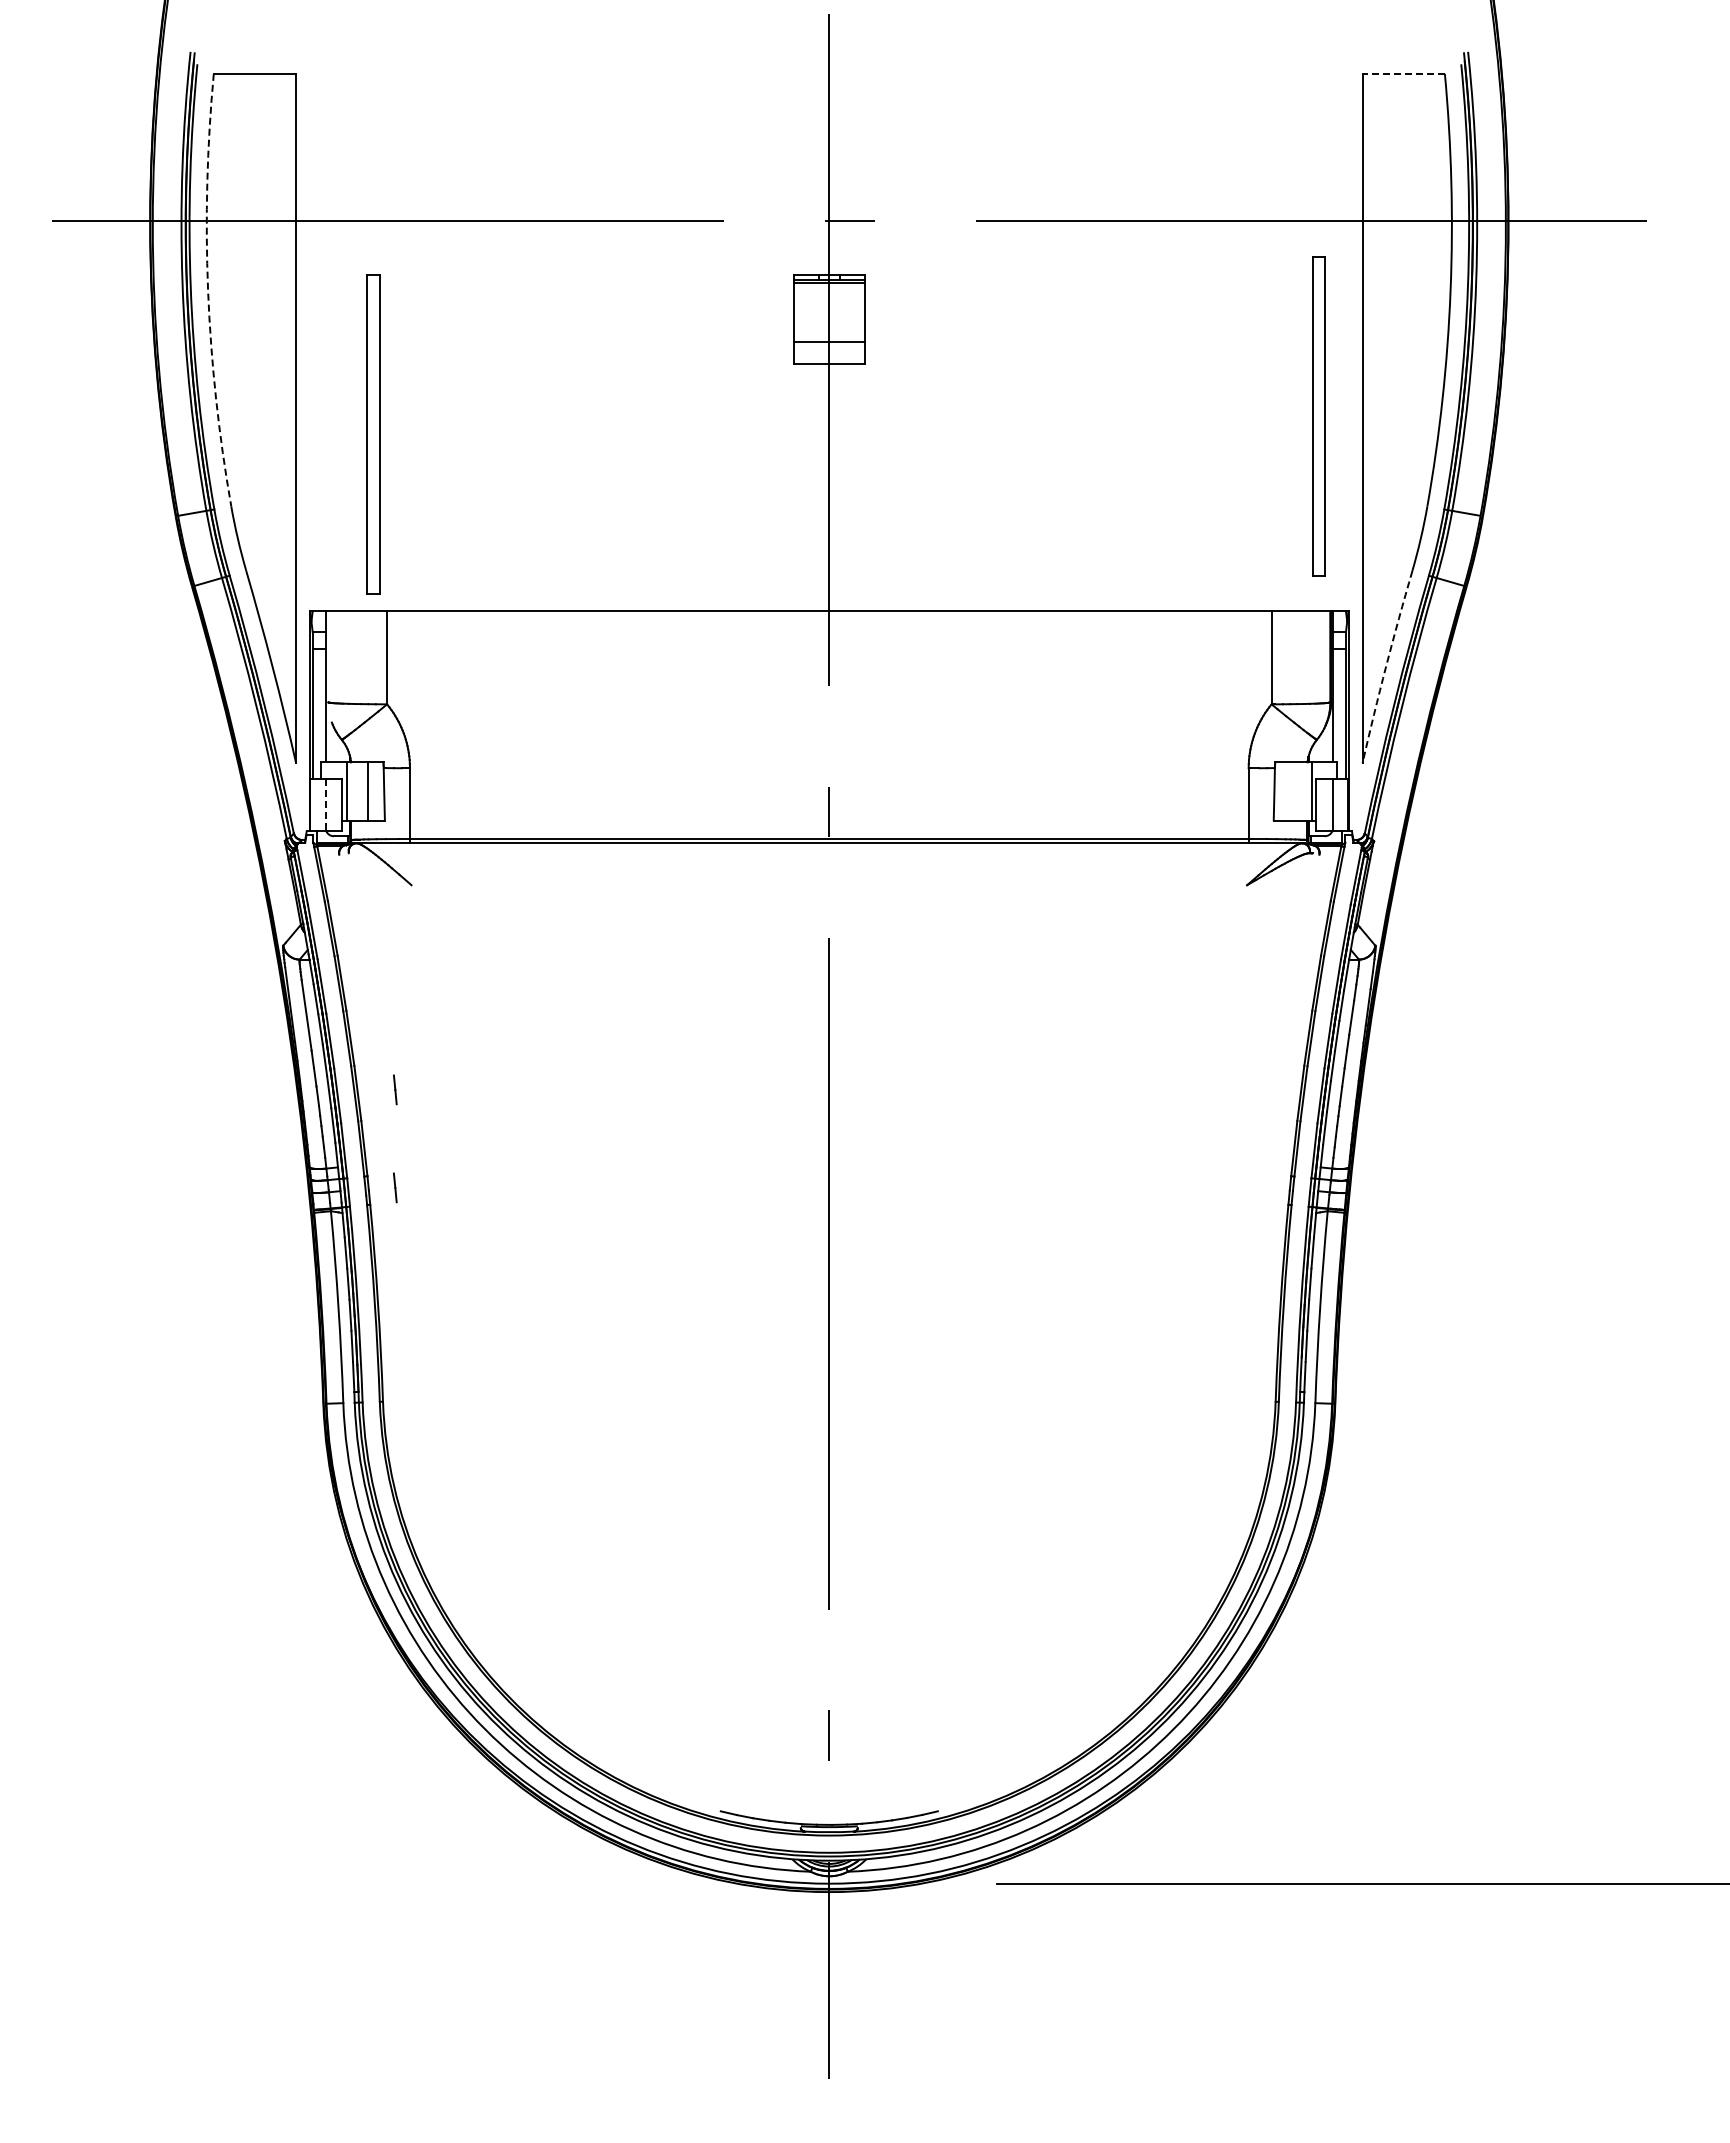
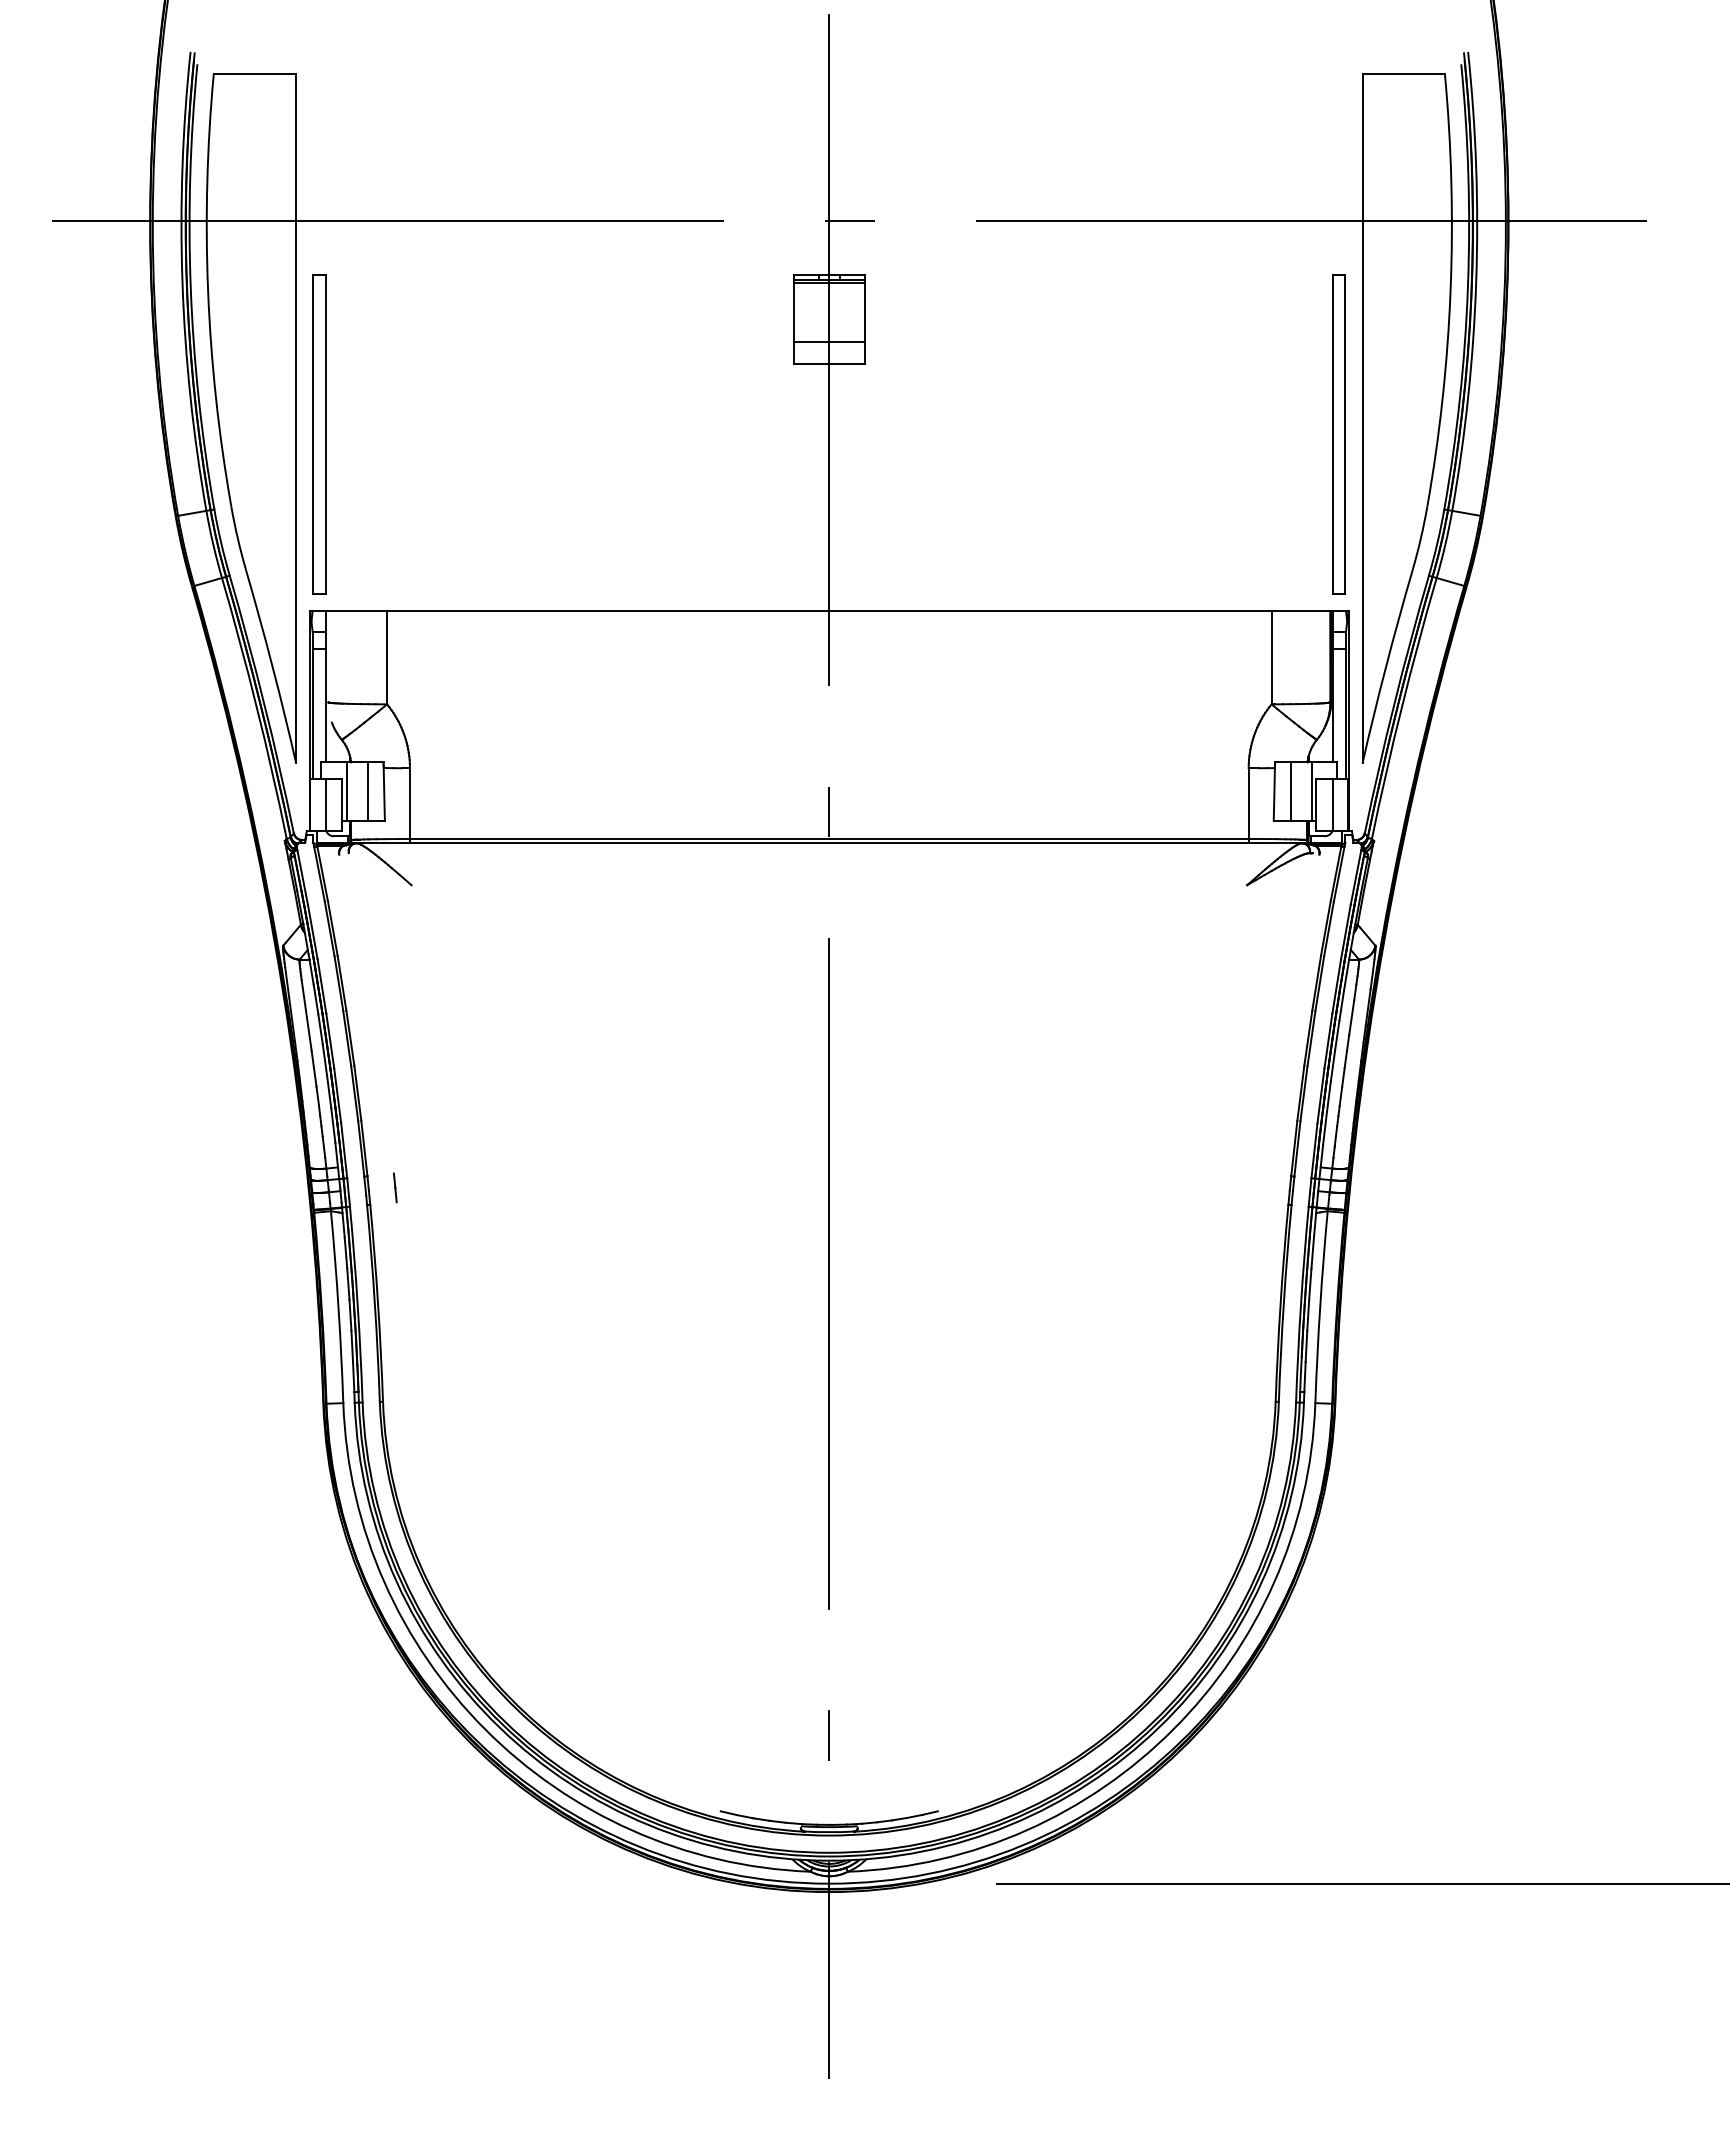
line: dashed -> solid (1403, 73)
arc: dashed -> solid (208, 290)
part position: (1318, 416) -> (1338, 434) (1338, 434)
part position: (373, 434) -> (319, 434) (319, 434)
arc: dashed -> solid (1386, 666)
line: none -> present (1291, 791)
line: dashed -> solid (325, 805)
line: present -> none (395, 1089)
